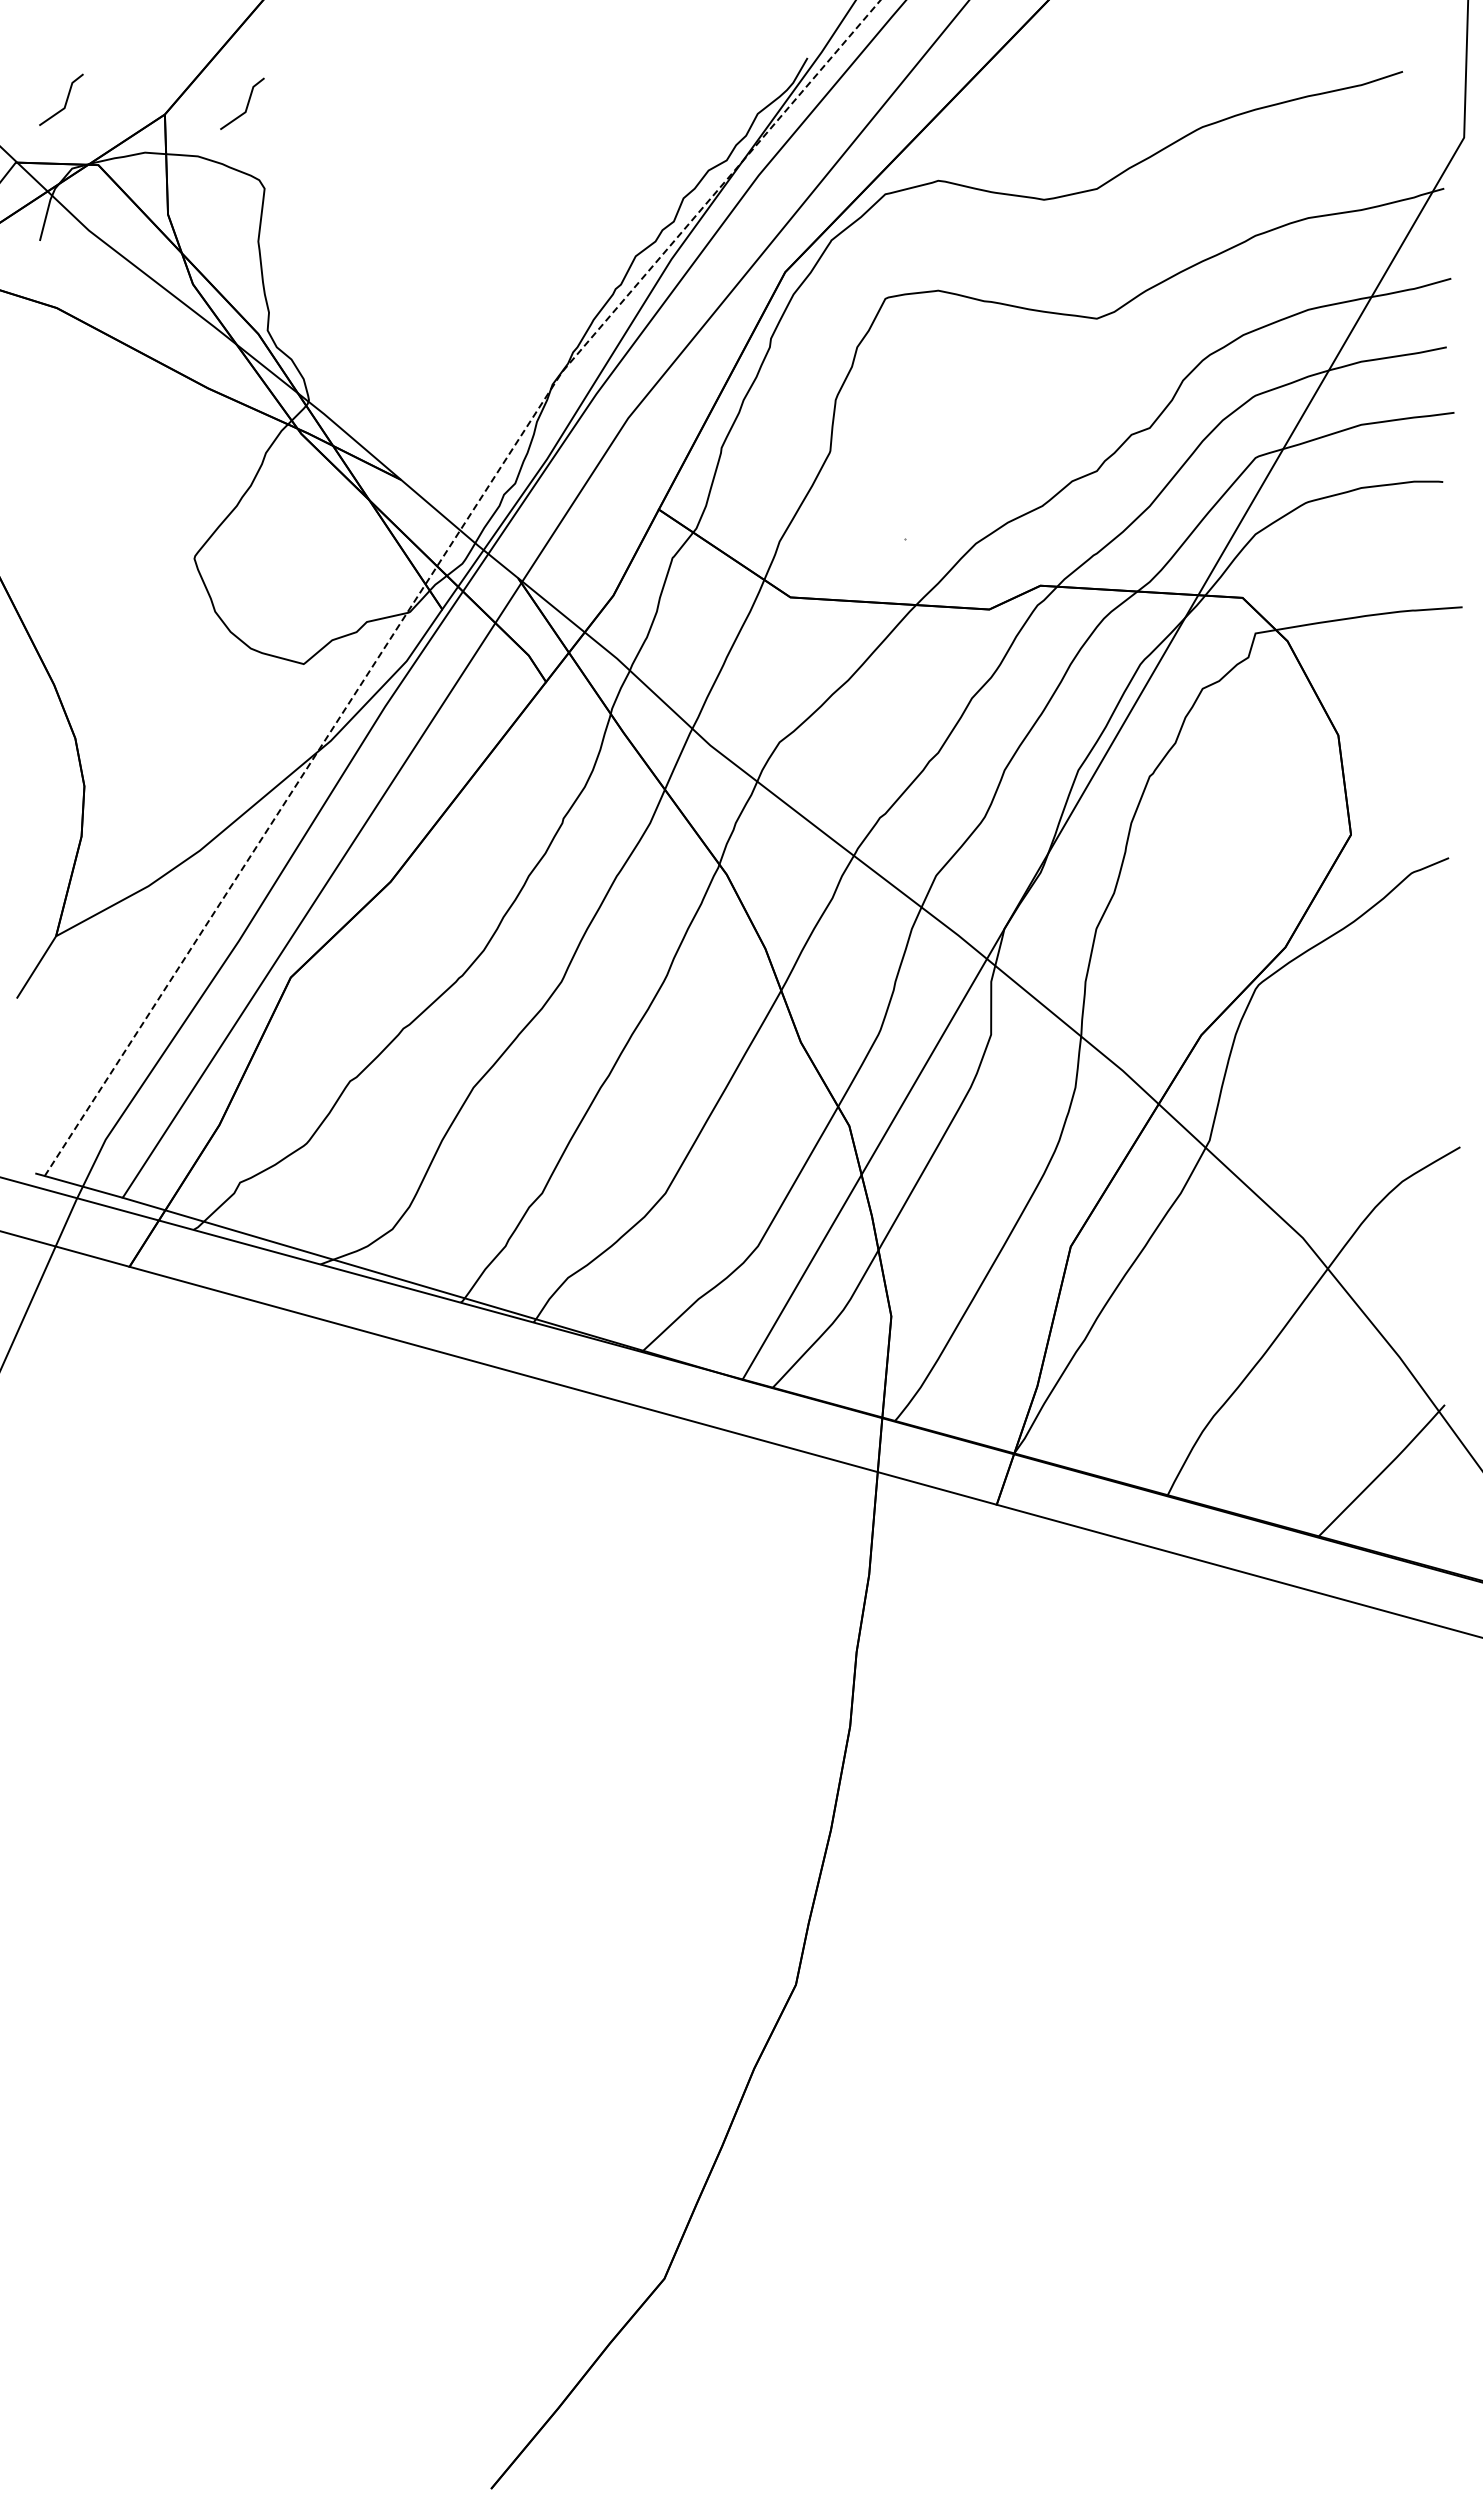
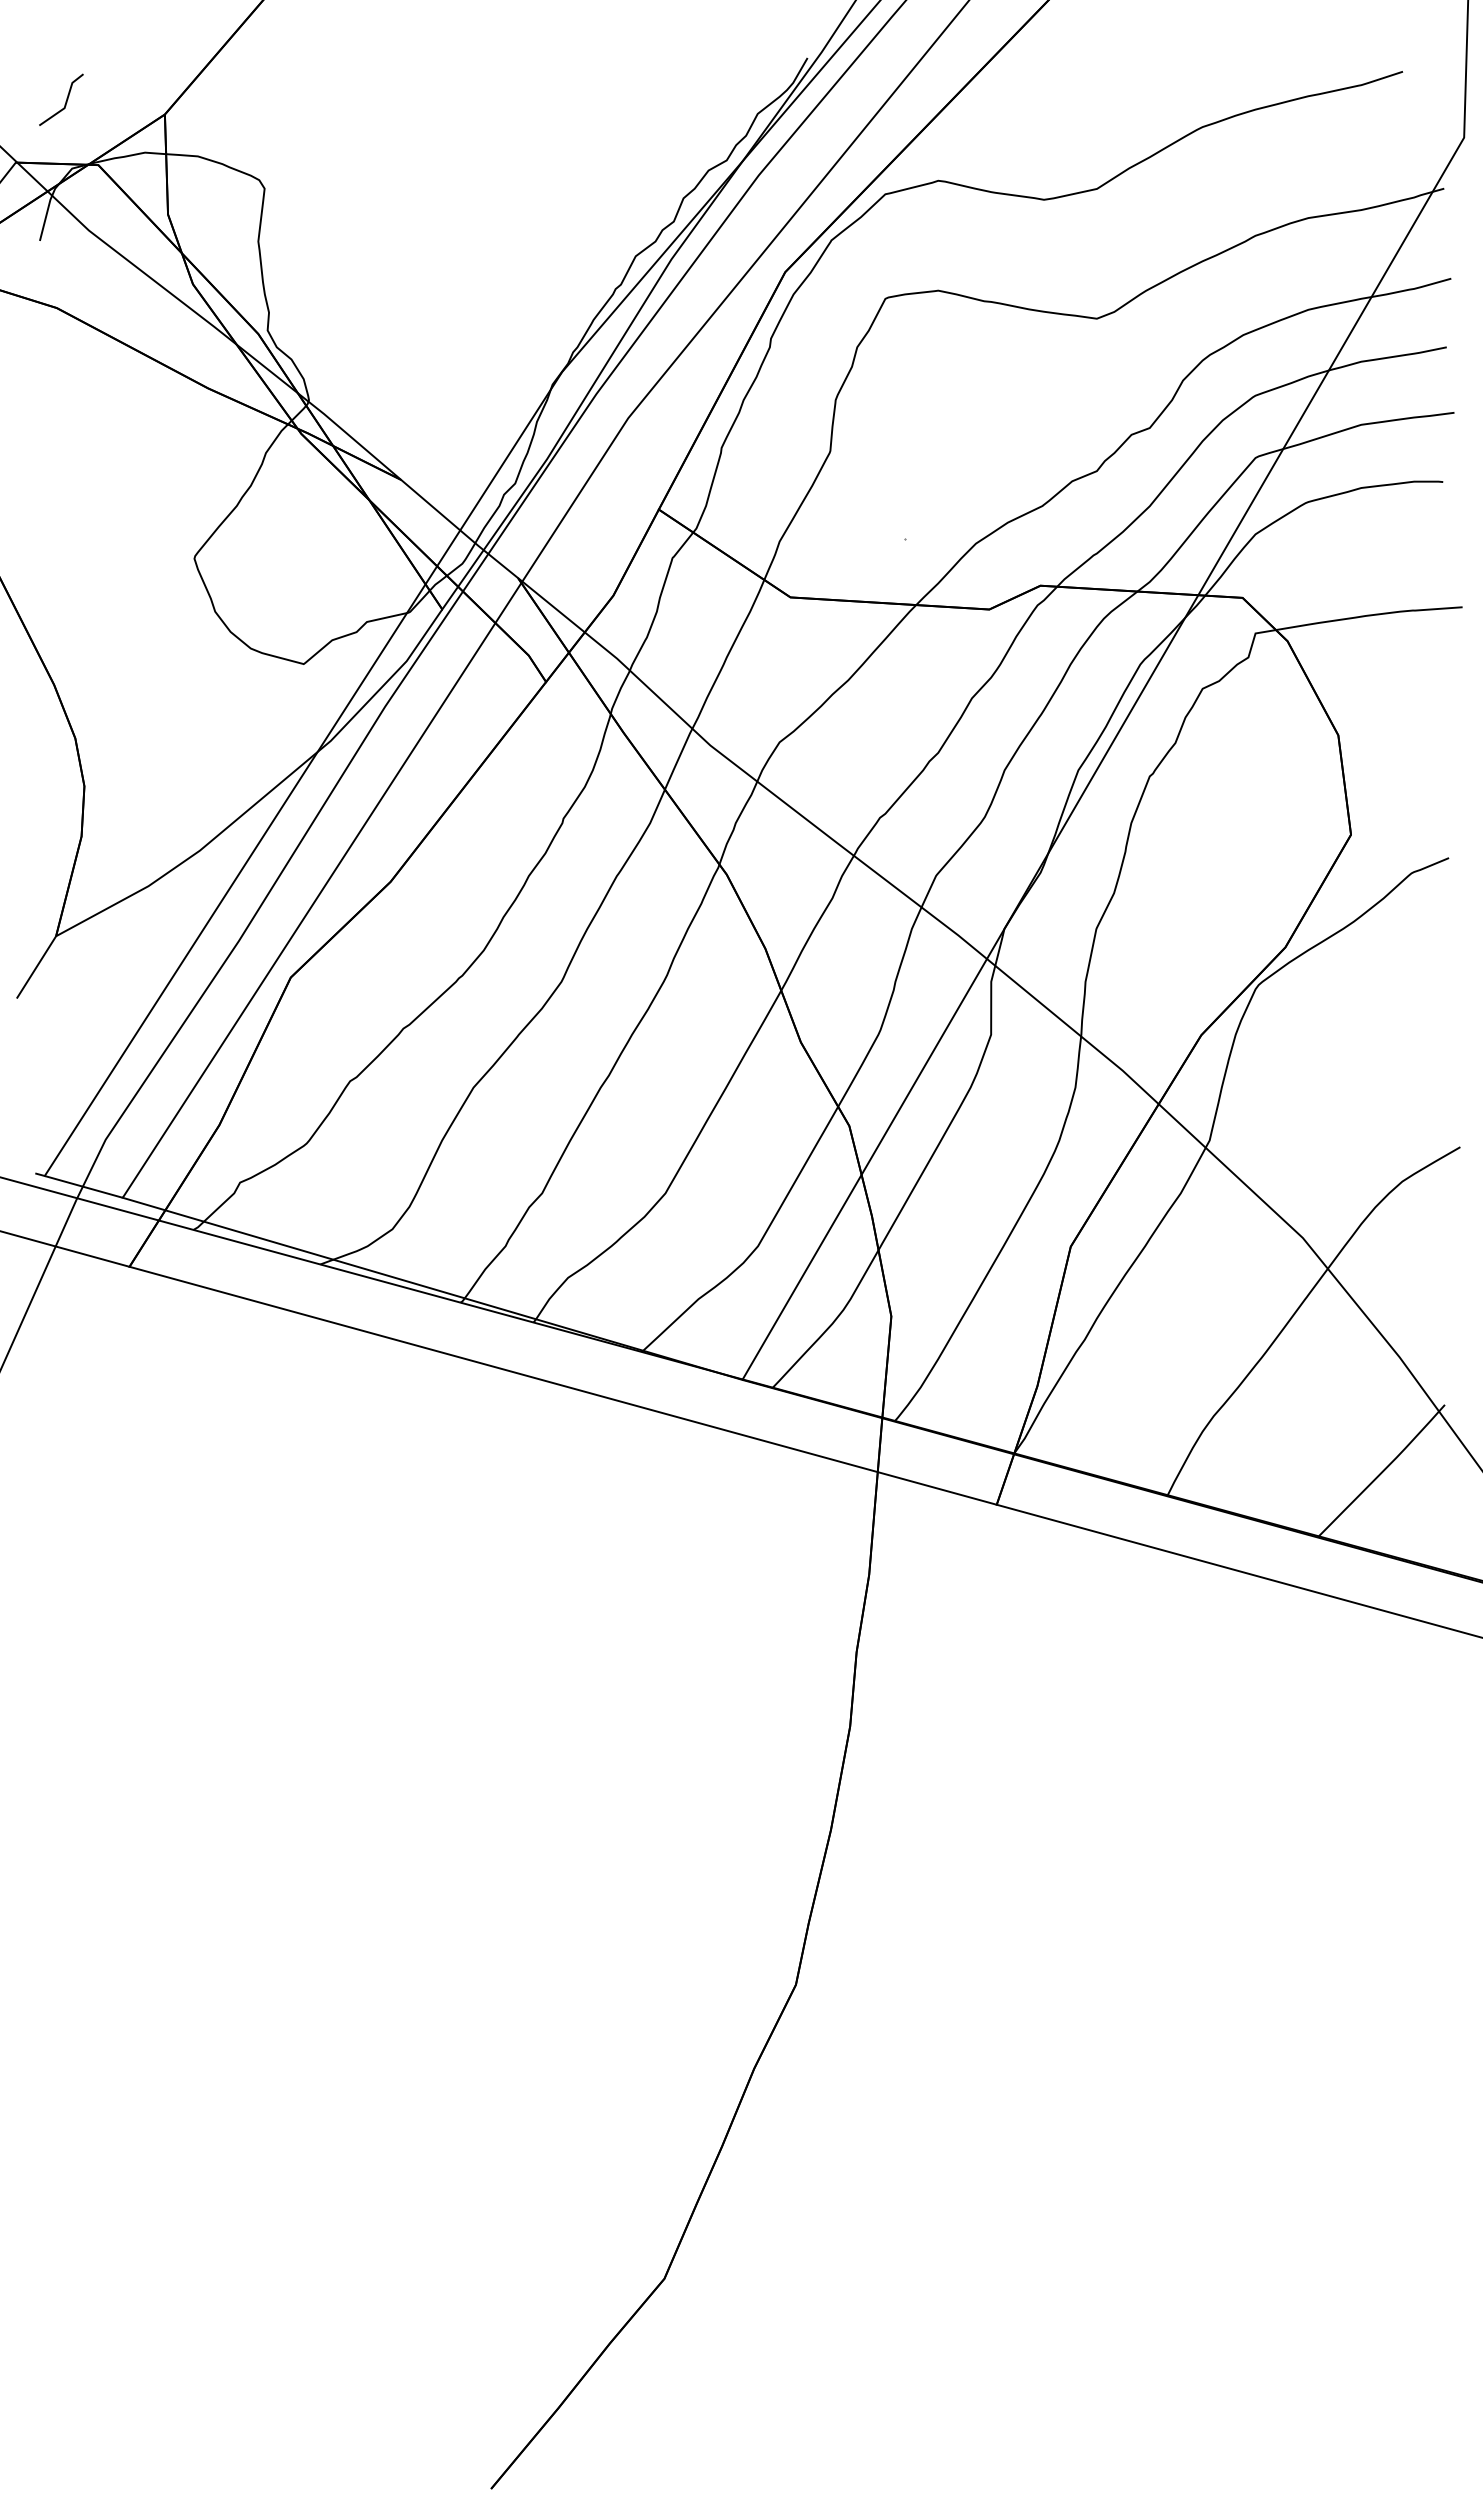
line: present -> none (246, 105)
line: dashed -> solid (436, 567)
